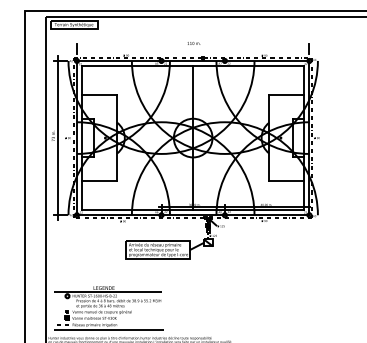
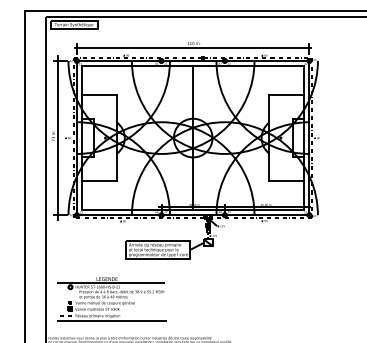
line: none -> present (193, 48)
part position: (108, 308) -> (111, 299) (111, 299)
